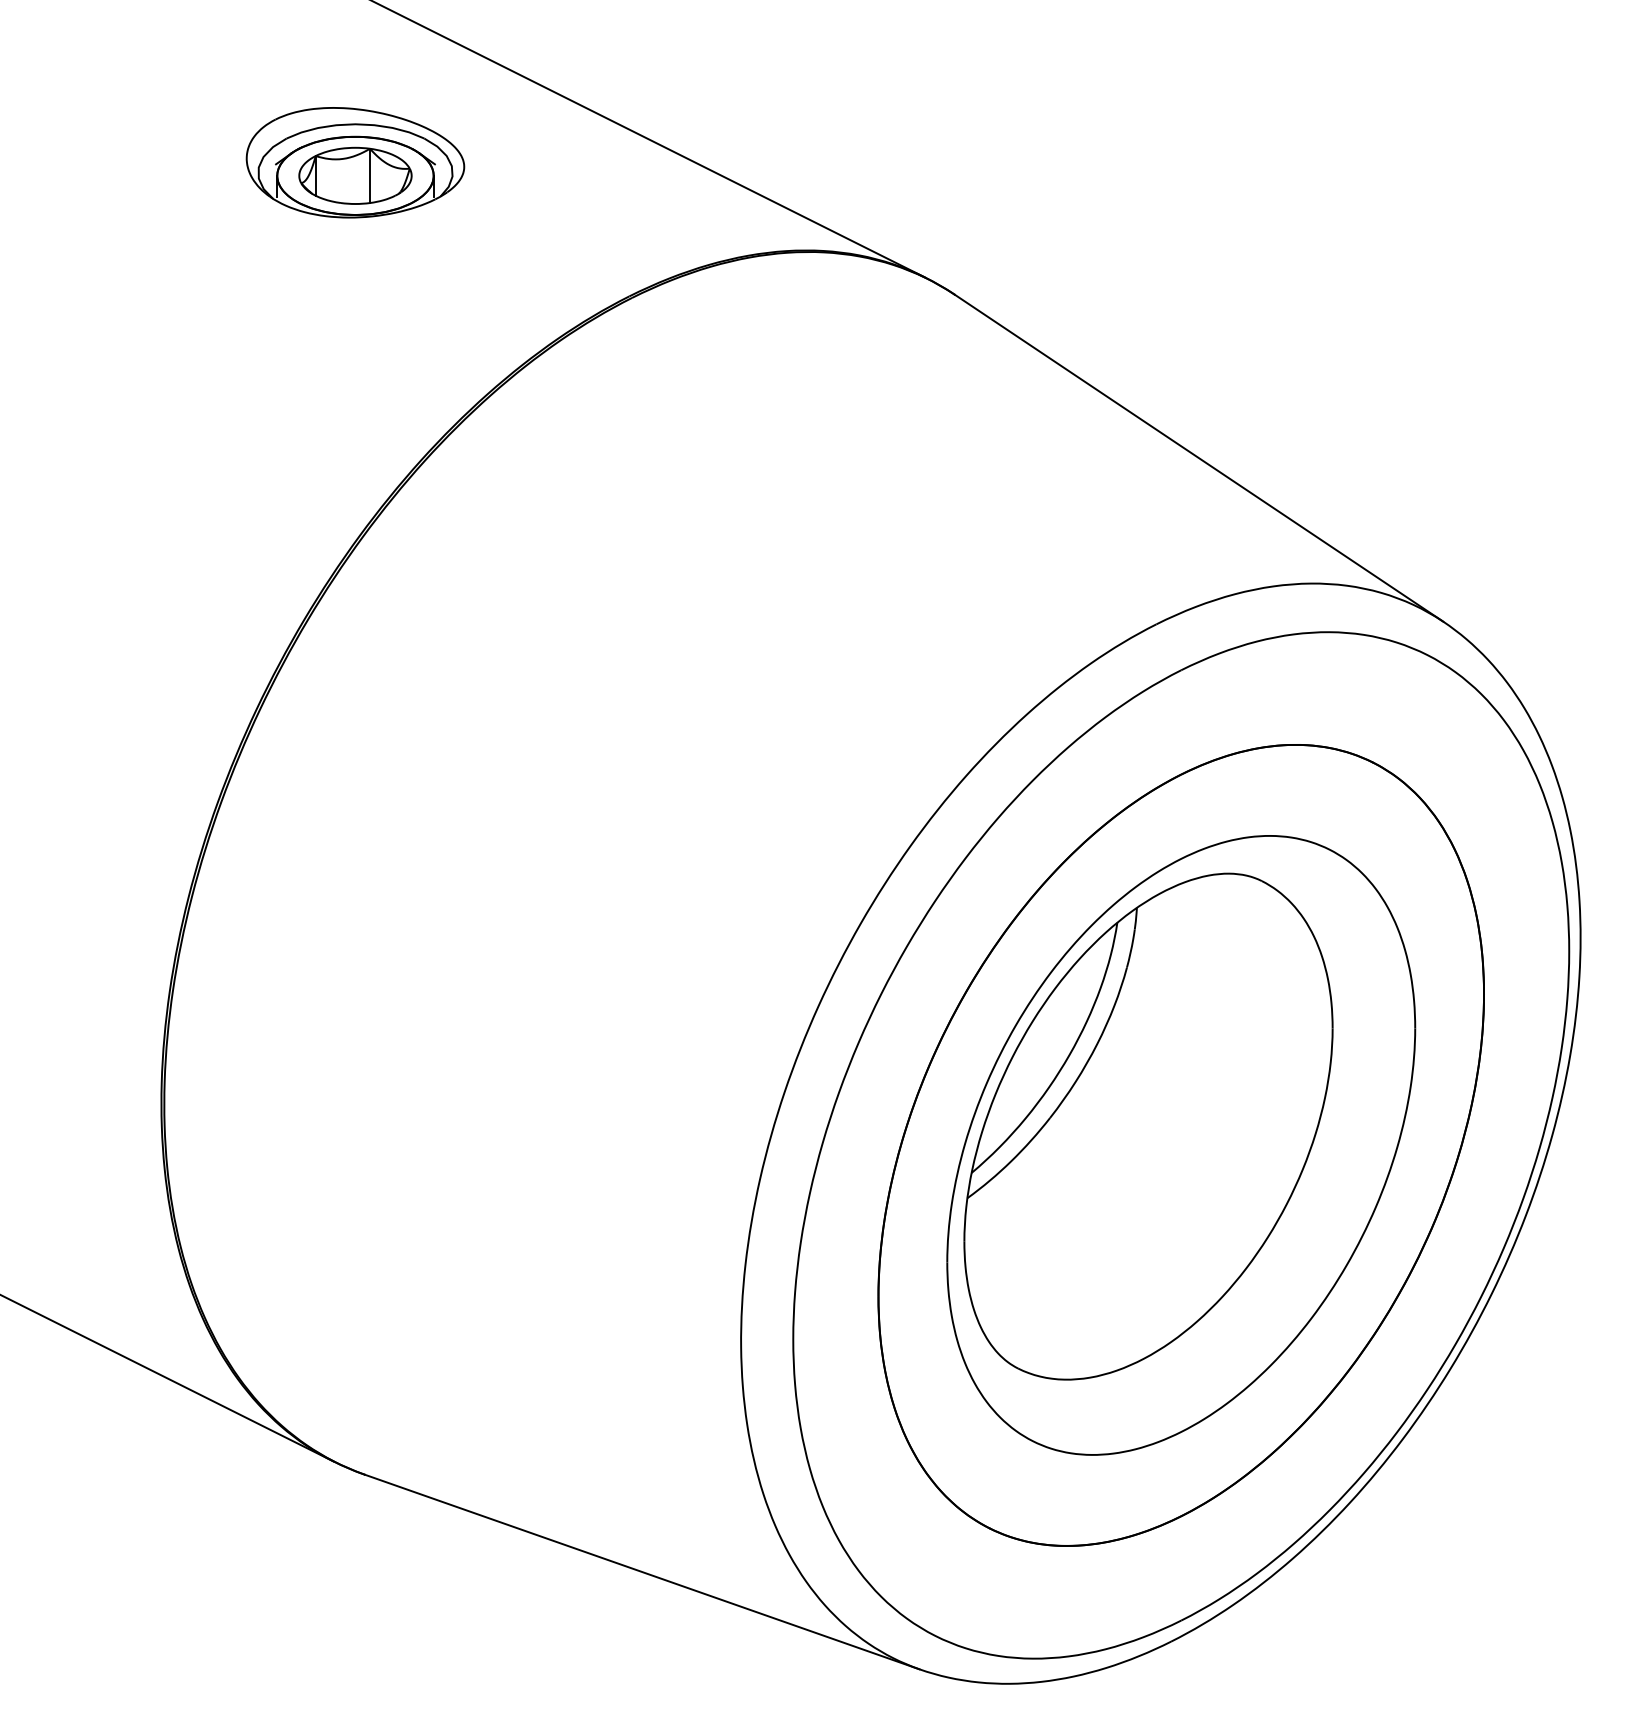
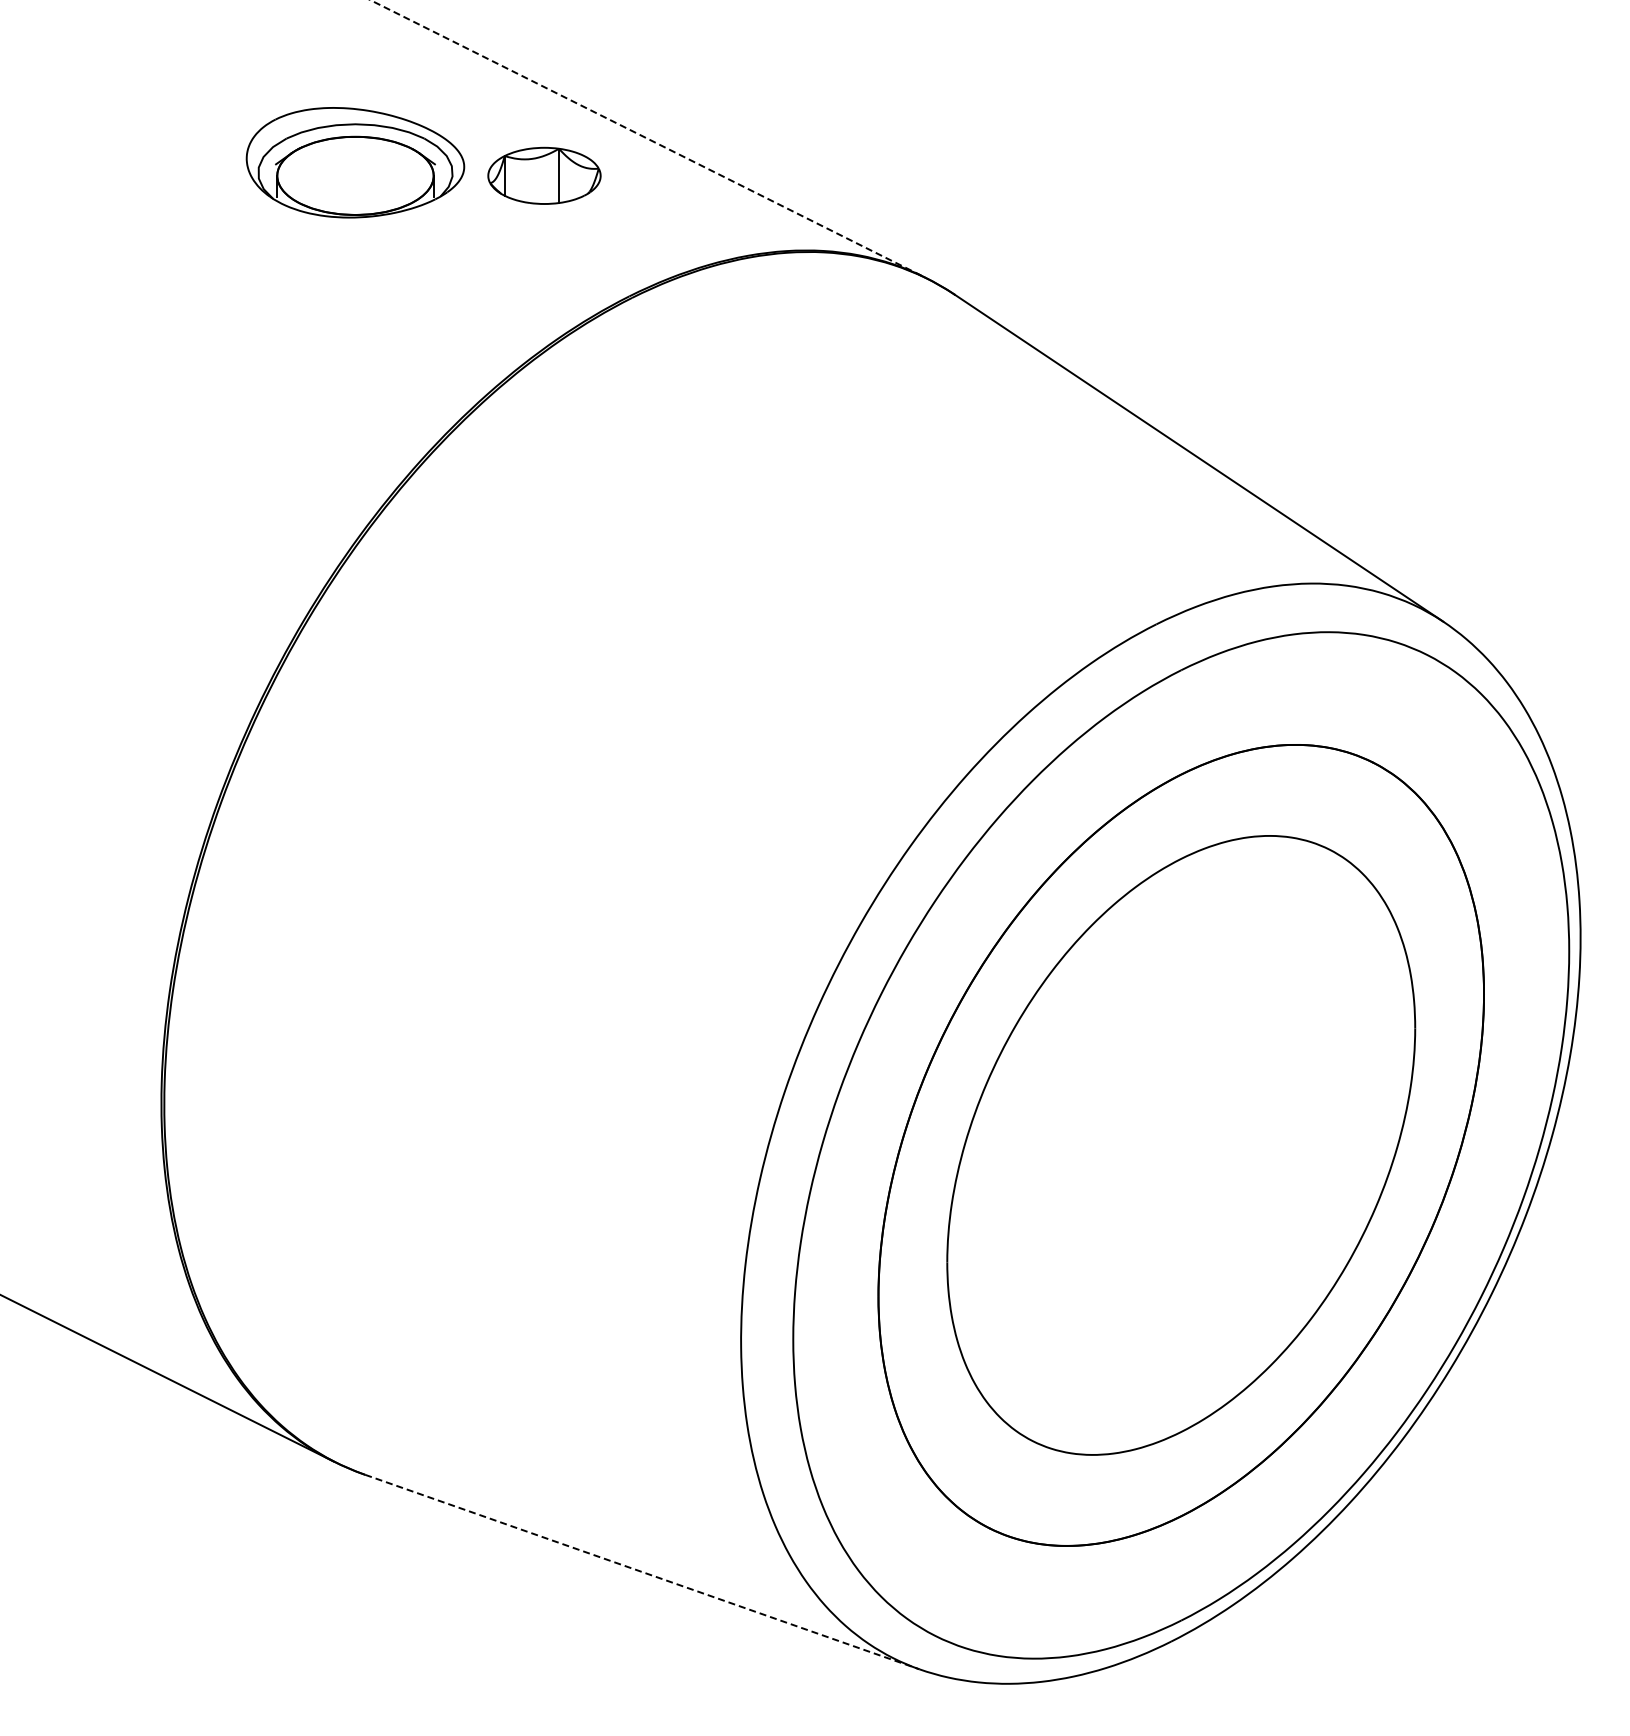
line: solid -> dashed (648, 138)
part position: (355, 175) -> (544, 175) (544, 175)
part: present -> none (1148, 1126)
line: solid -> dashed (642, 1572)
